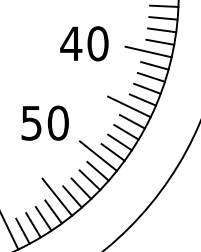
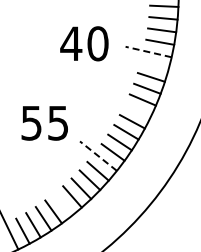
line: solid -> dashed (148, 52)
line: present -> none (154, 65)
line: present -> none (129, 106)
text: 50 -> 55 (57, 122)
line: solid -> dashed (98, 156)
line: present -> none (57, 196)
